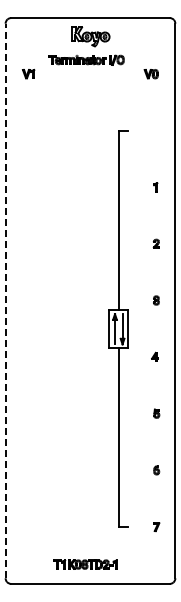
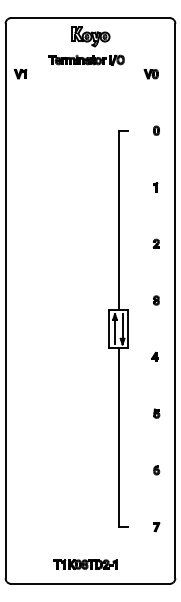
part position: (28, 74) -> (20, 74) (20, 74)
part: none -> present (156, 130)
line: dashed -> solid (5, 300)
